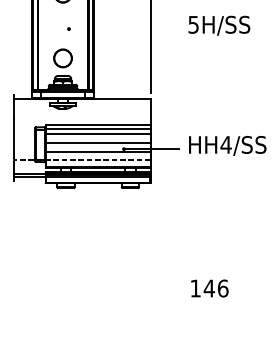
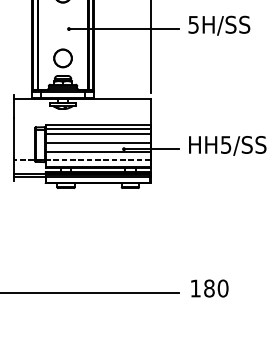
line: none -> present (124, 29)
text: HH4/SS -> HH5/SS (225, 144)
text: 146 -> 180 (215, 288)
line: none -> present (90, 292)
